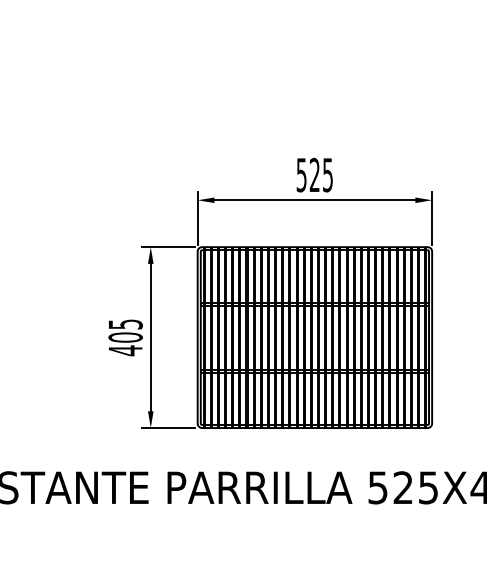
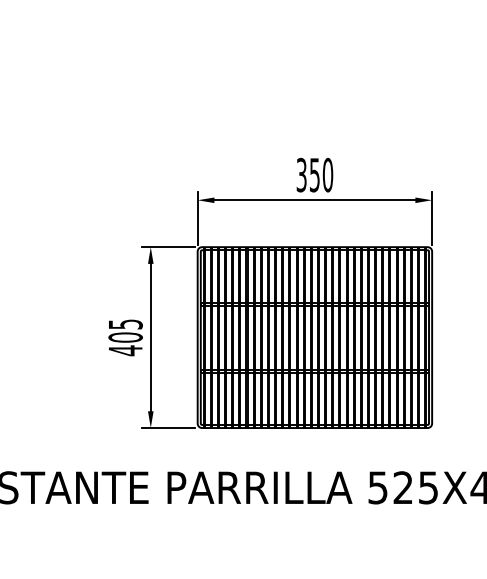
text: 525 -> 350 (315, 174)
